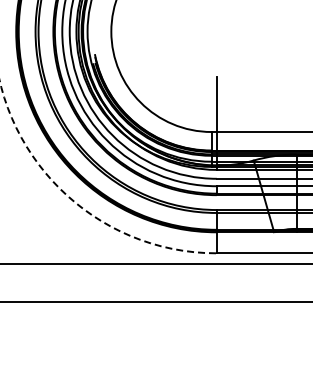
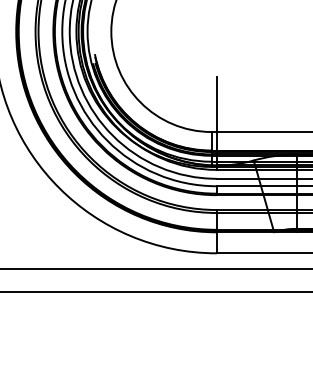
arc: dashed -> solid (79, 205)
line position: (155, 264) -> (155, 269) (155, 269)
line position: (155, 301) -> (155, 291) (155, 291)
